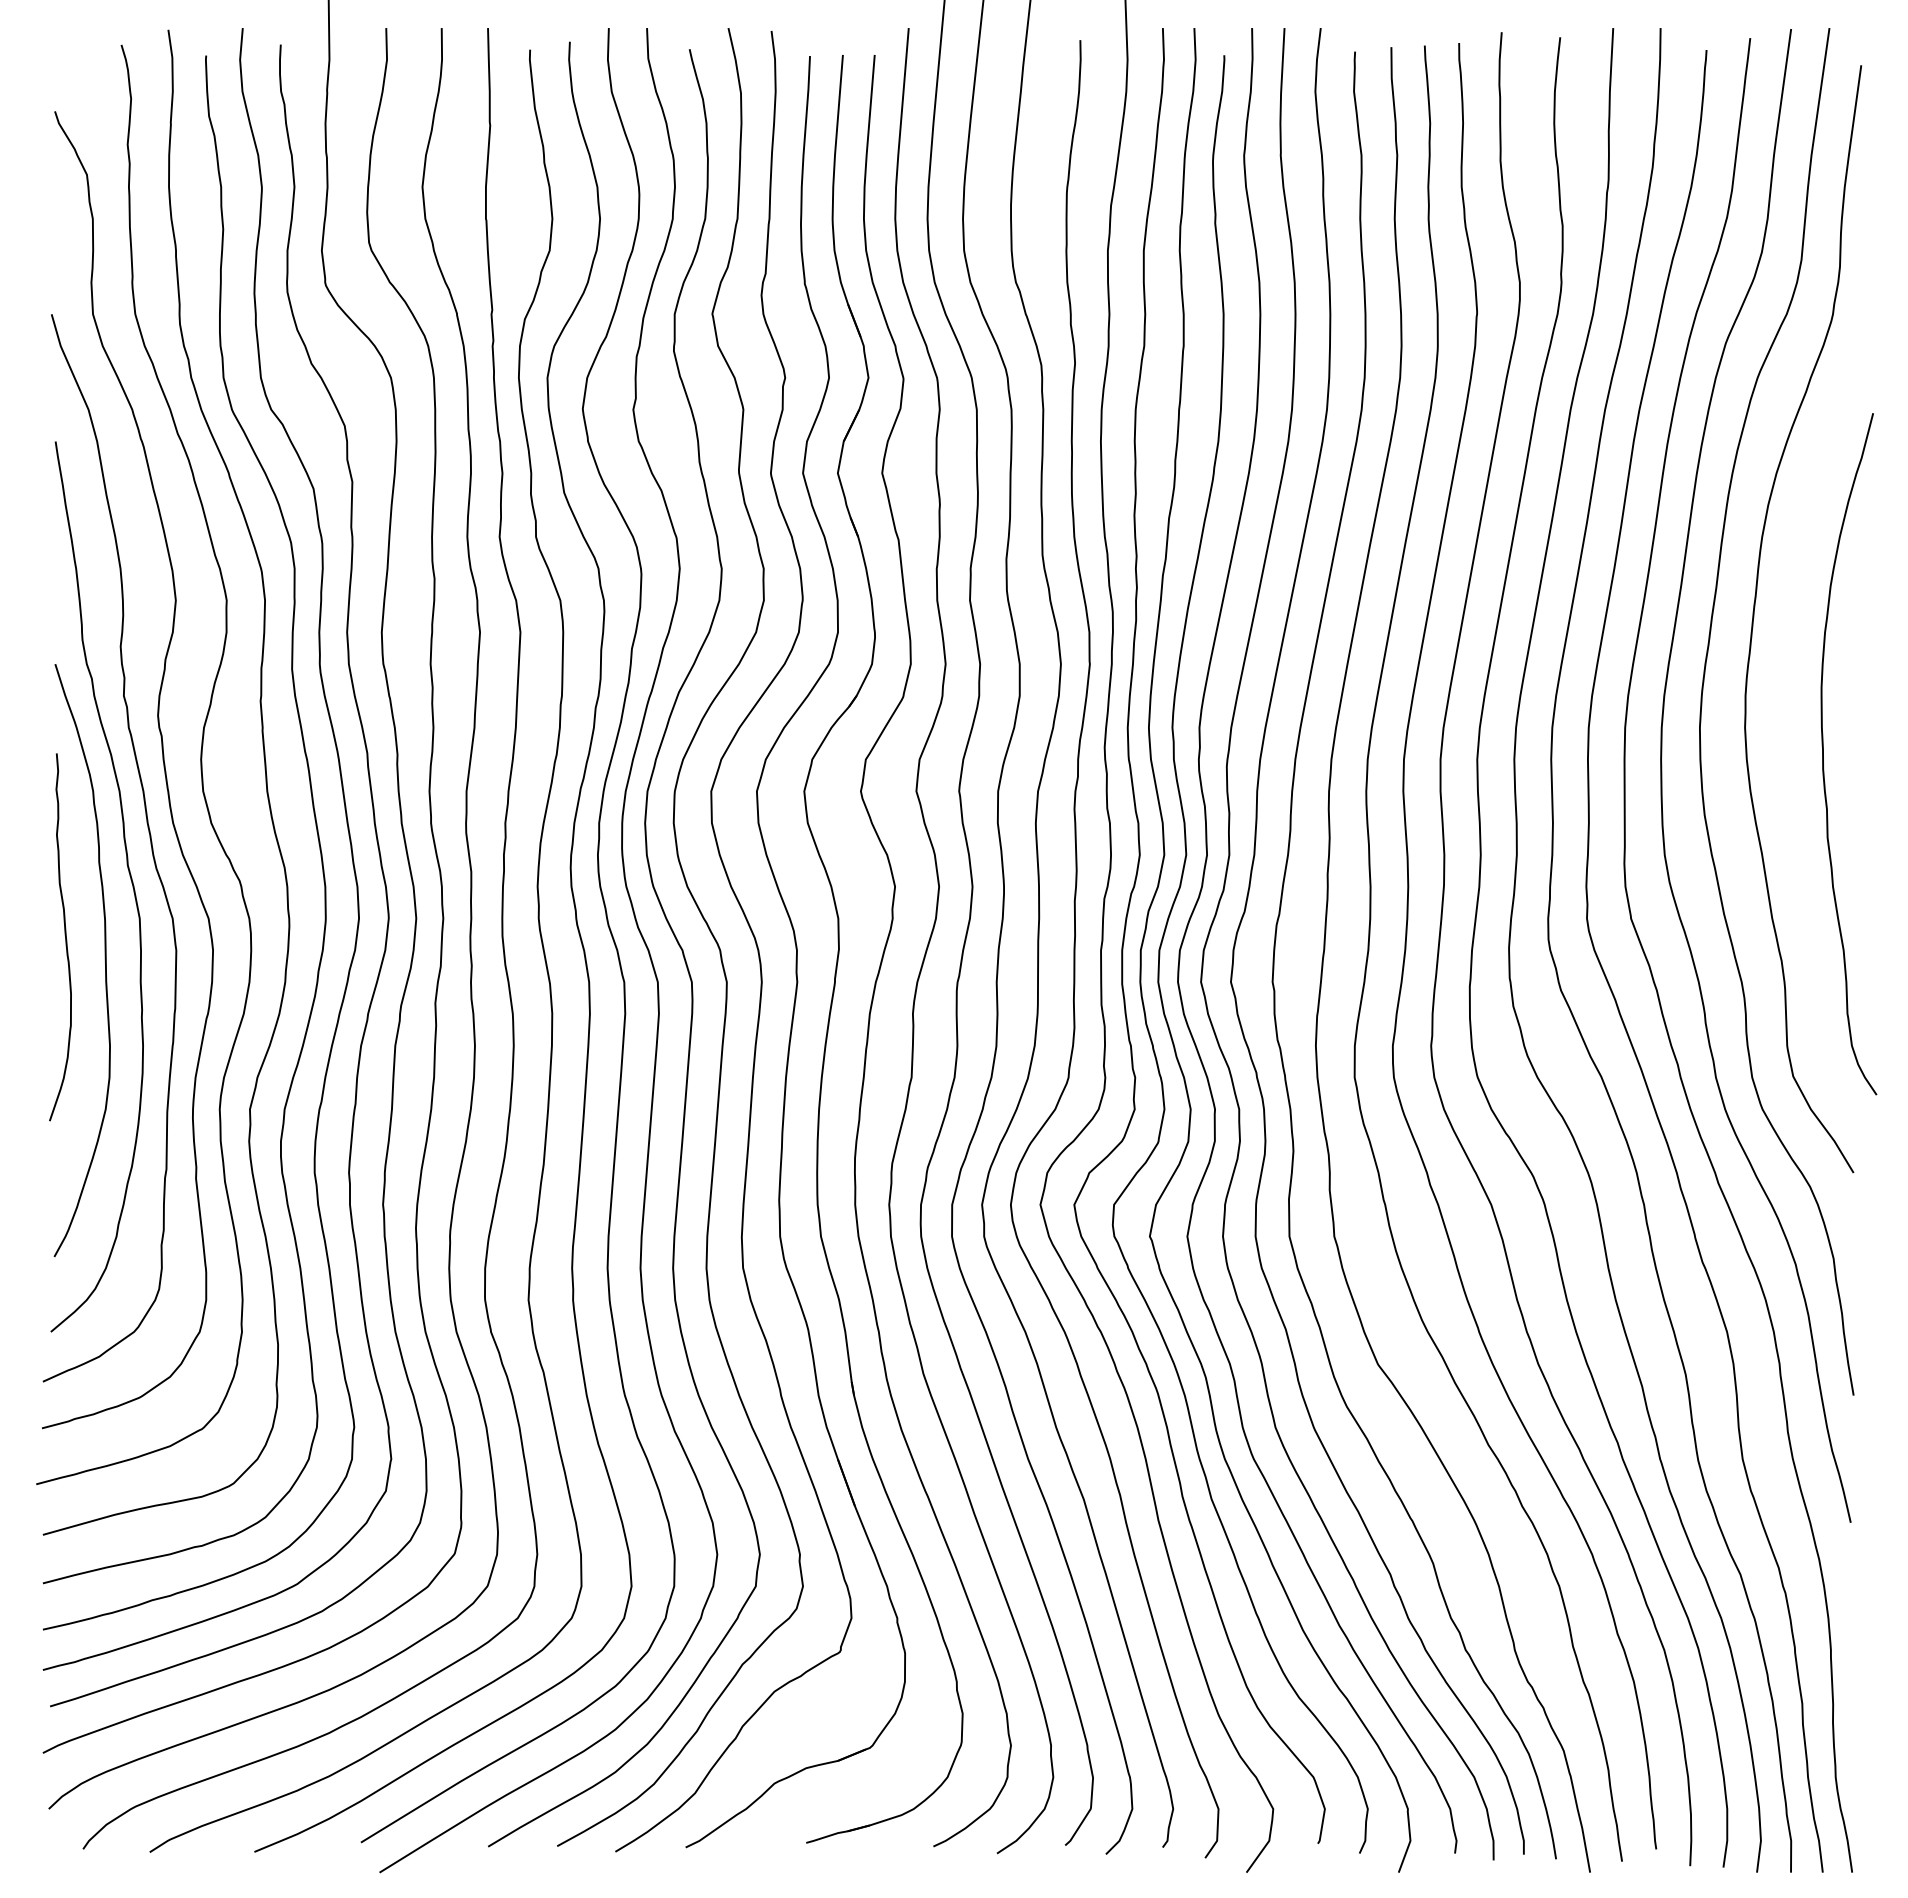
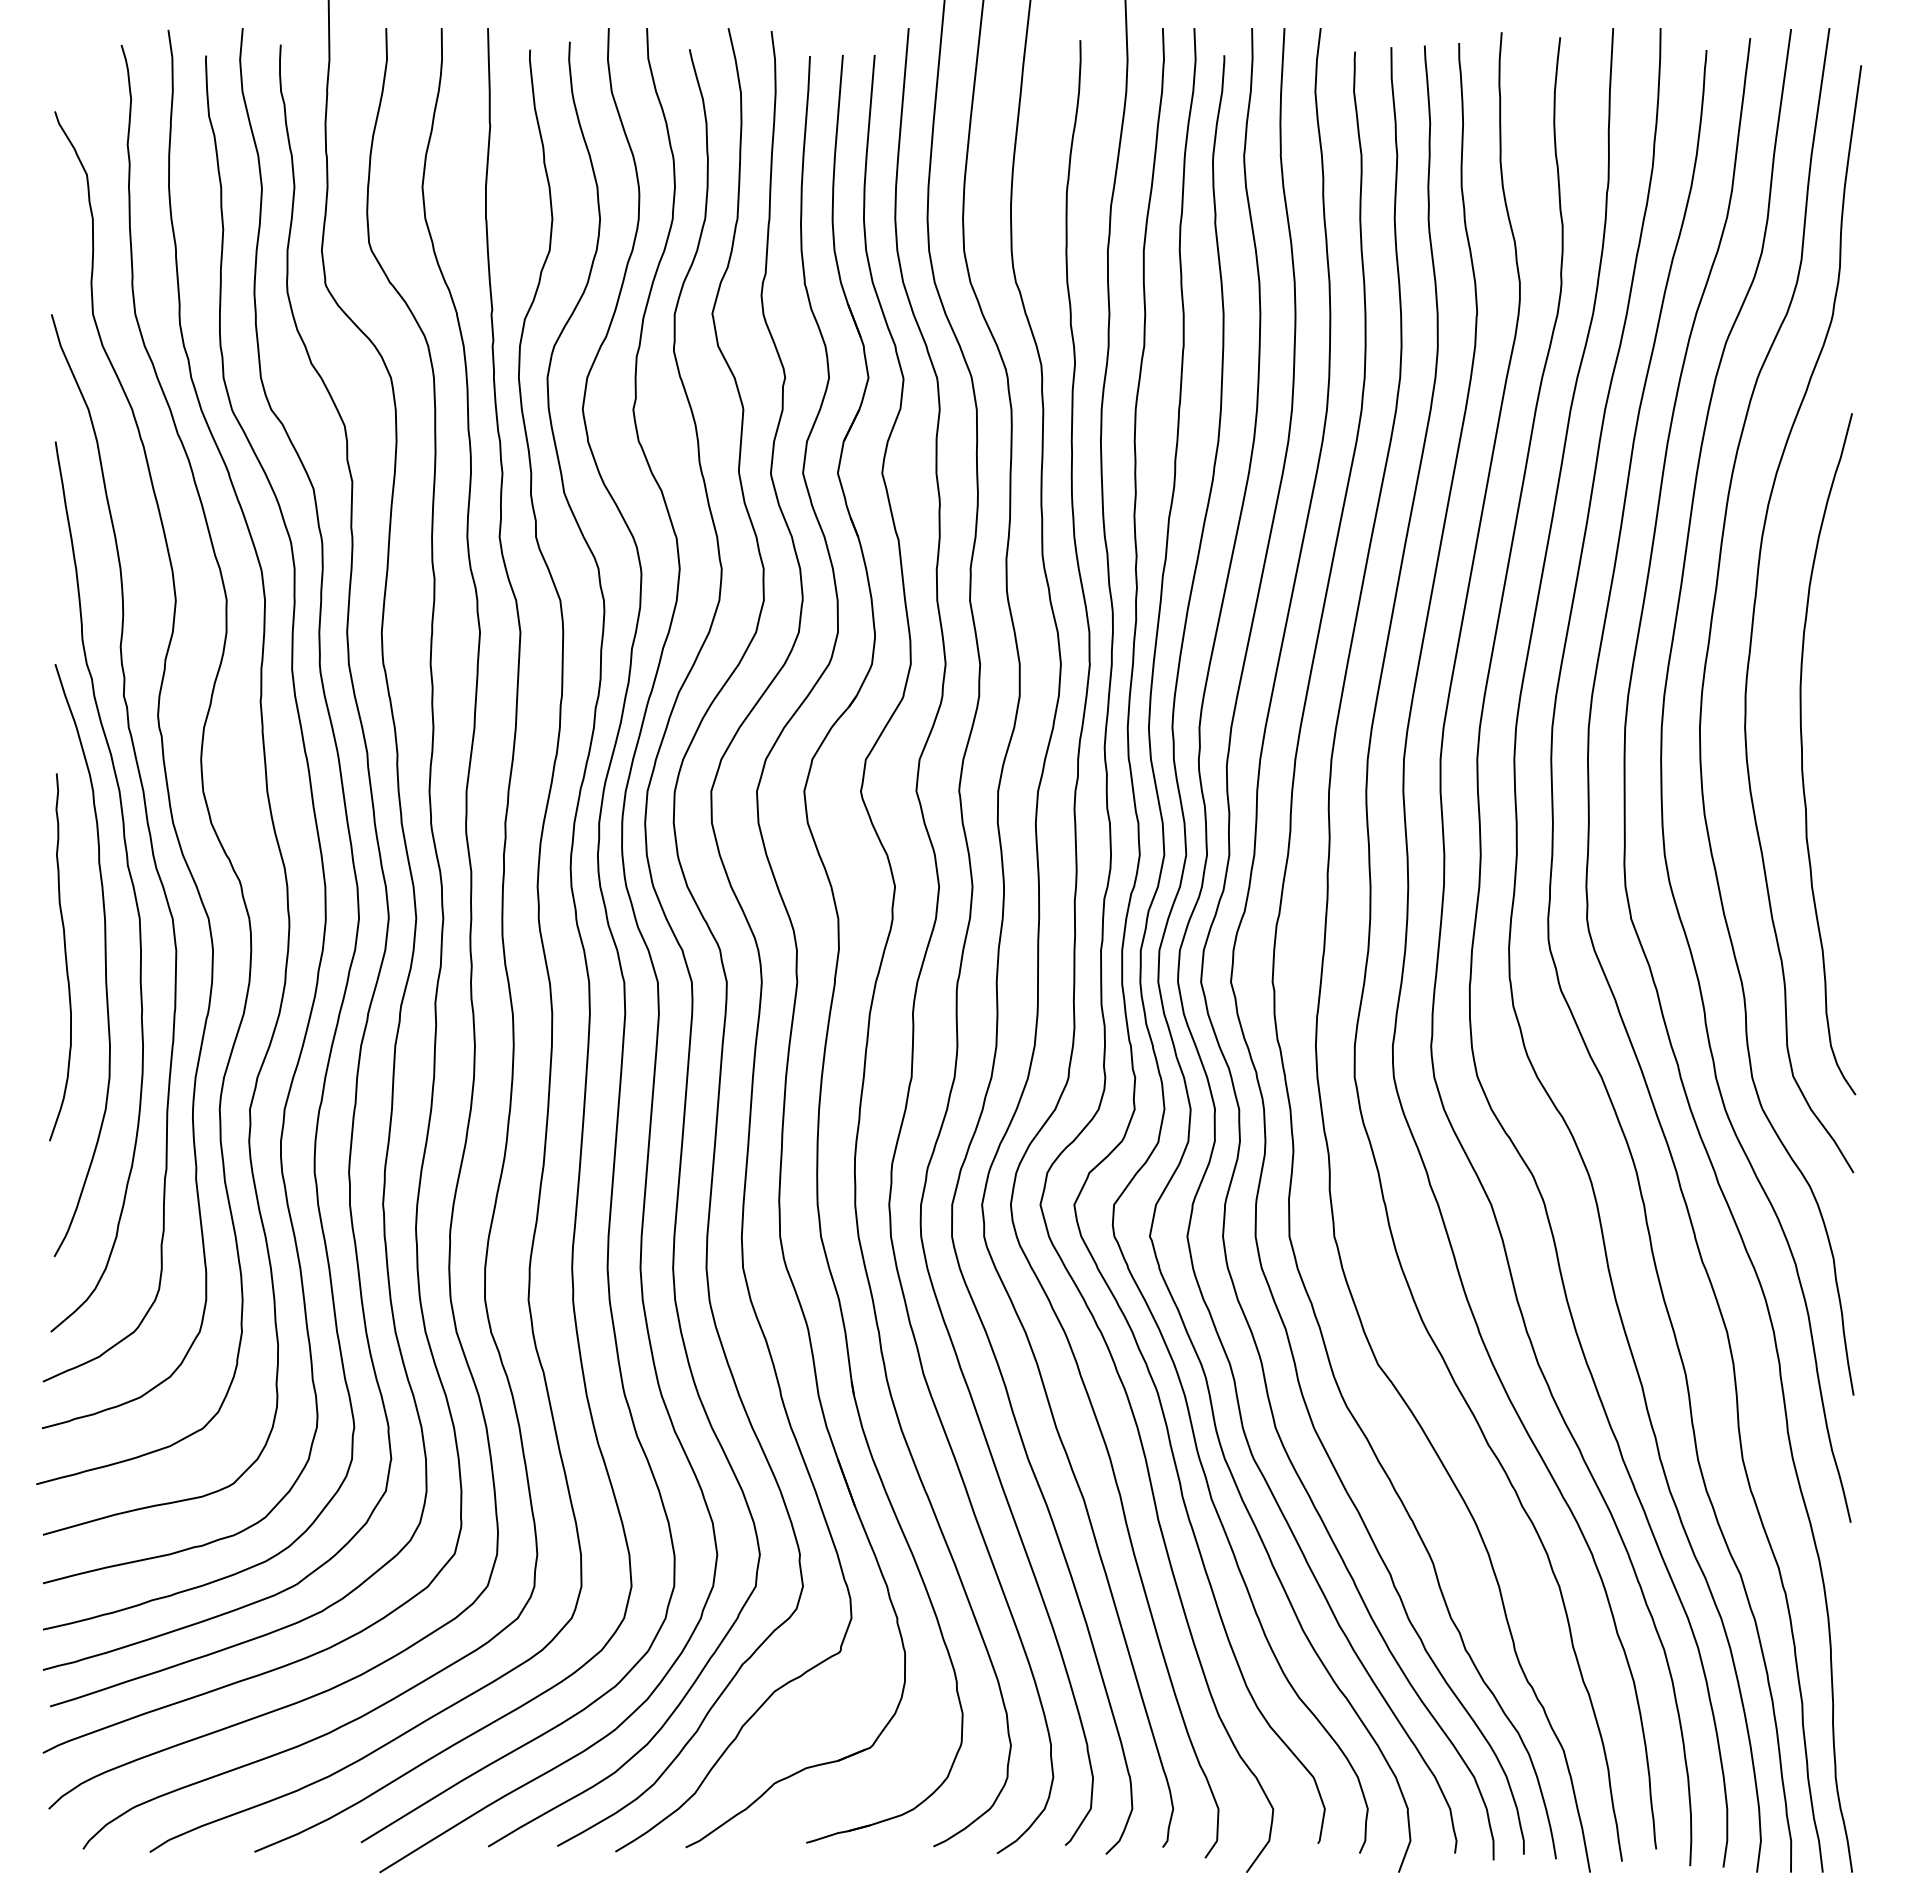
curve position: (1823, 754) -> (1802, 754) (1802, 754)
curve position: (64, 935) -> (64, 955) (64, 955)
